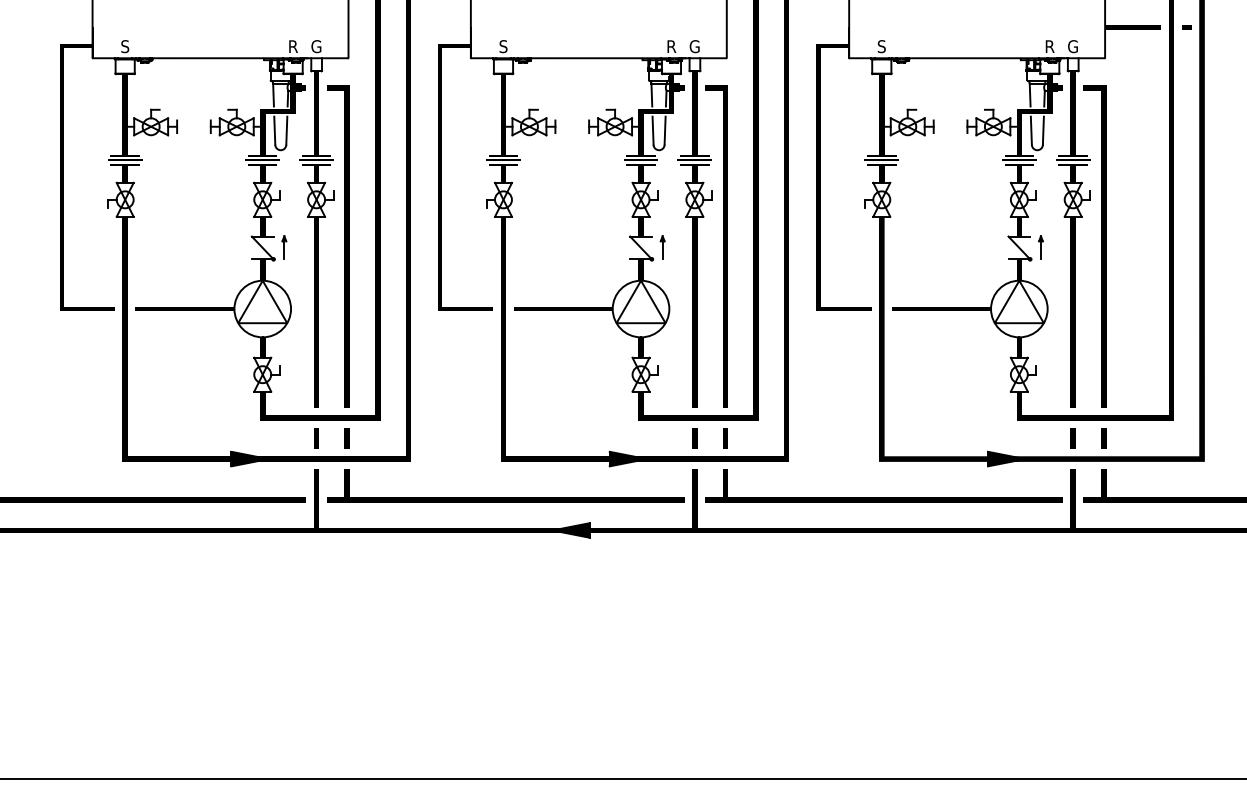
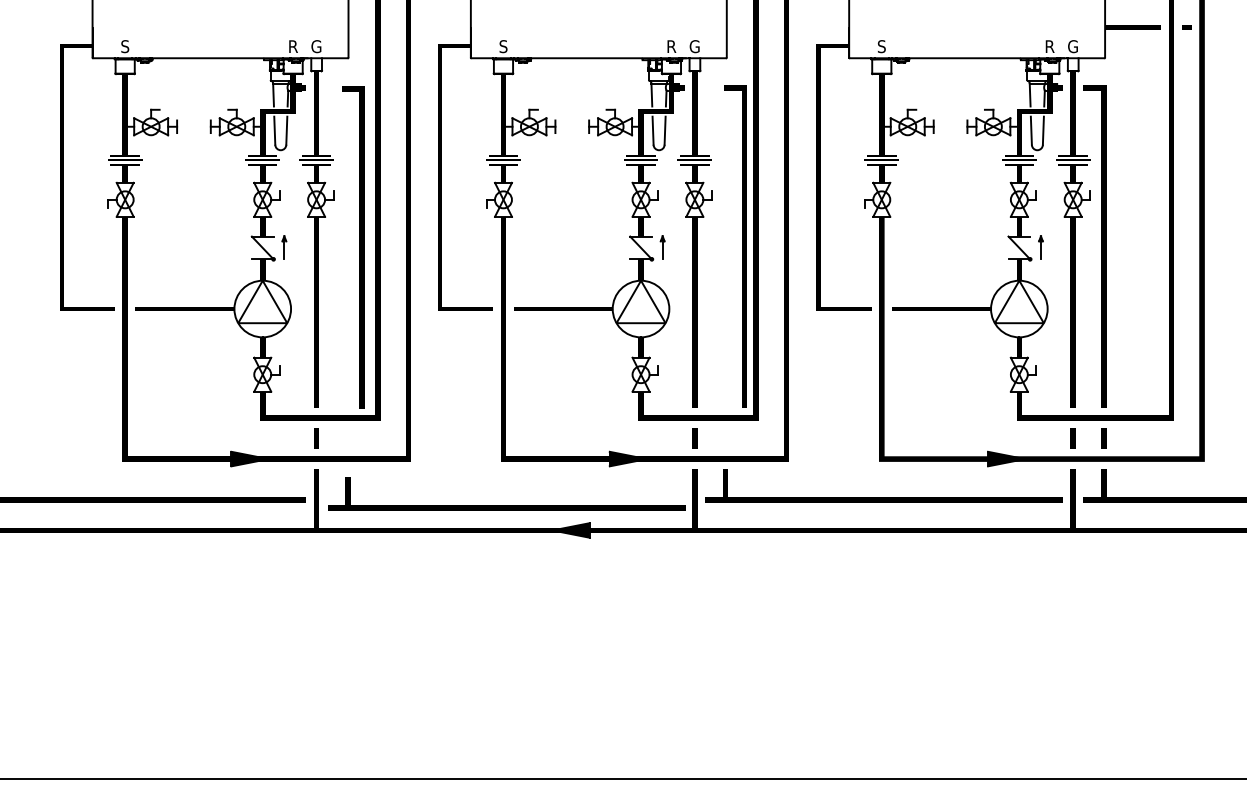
line position: (344, 246) -> (359, 247) (359, 247)
line position: (723, 246) -> (742, 246) (742, 246)
line: present -> none (346, 438)
line: present -> none (725, 438)
part position: (505, 497) -> (506, 505) (506, 505)
